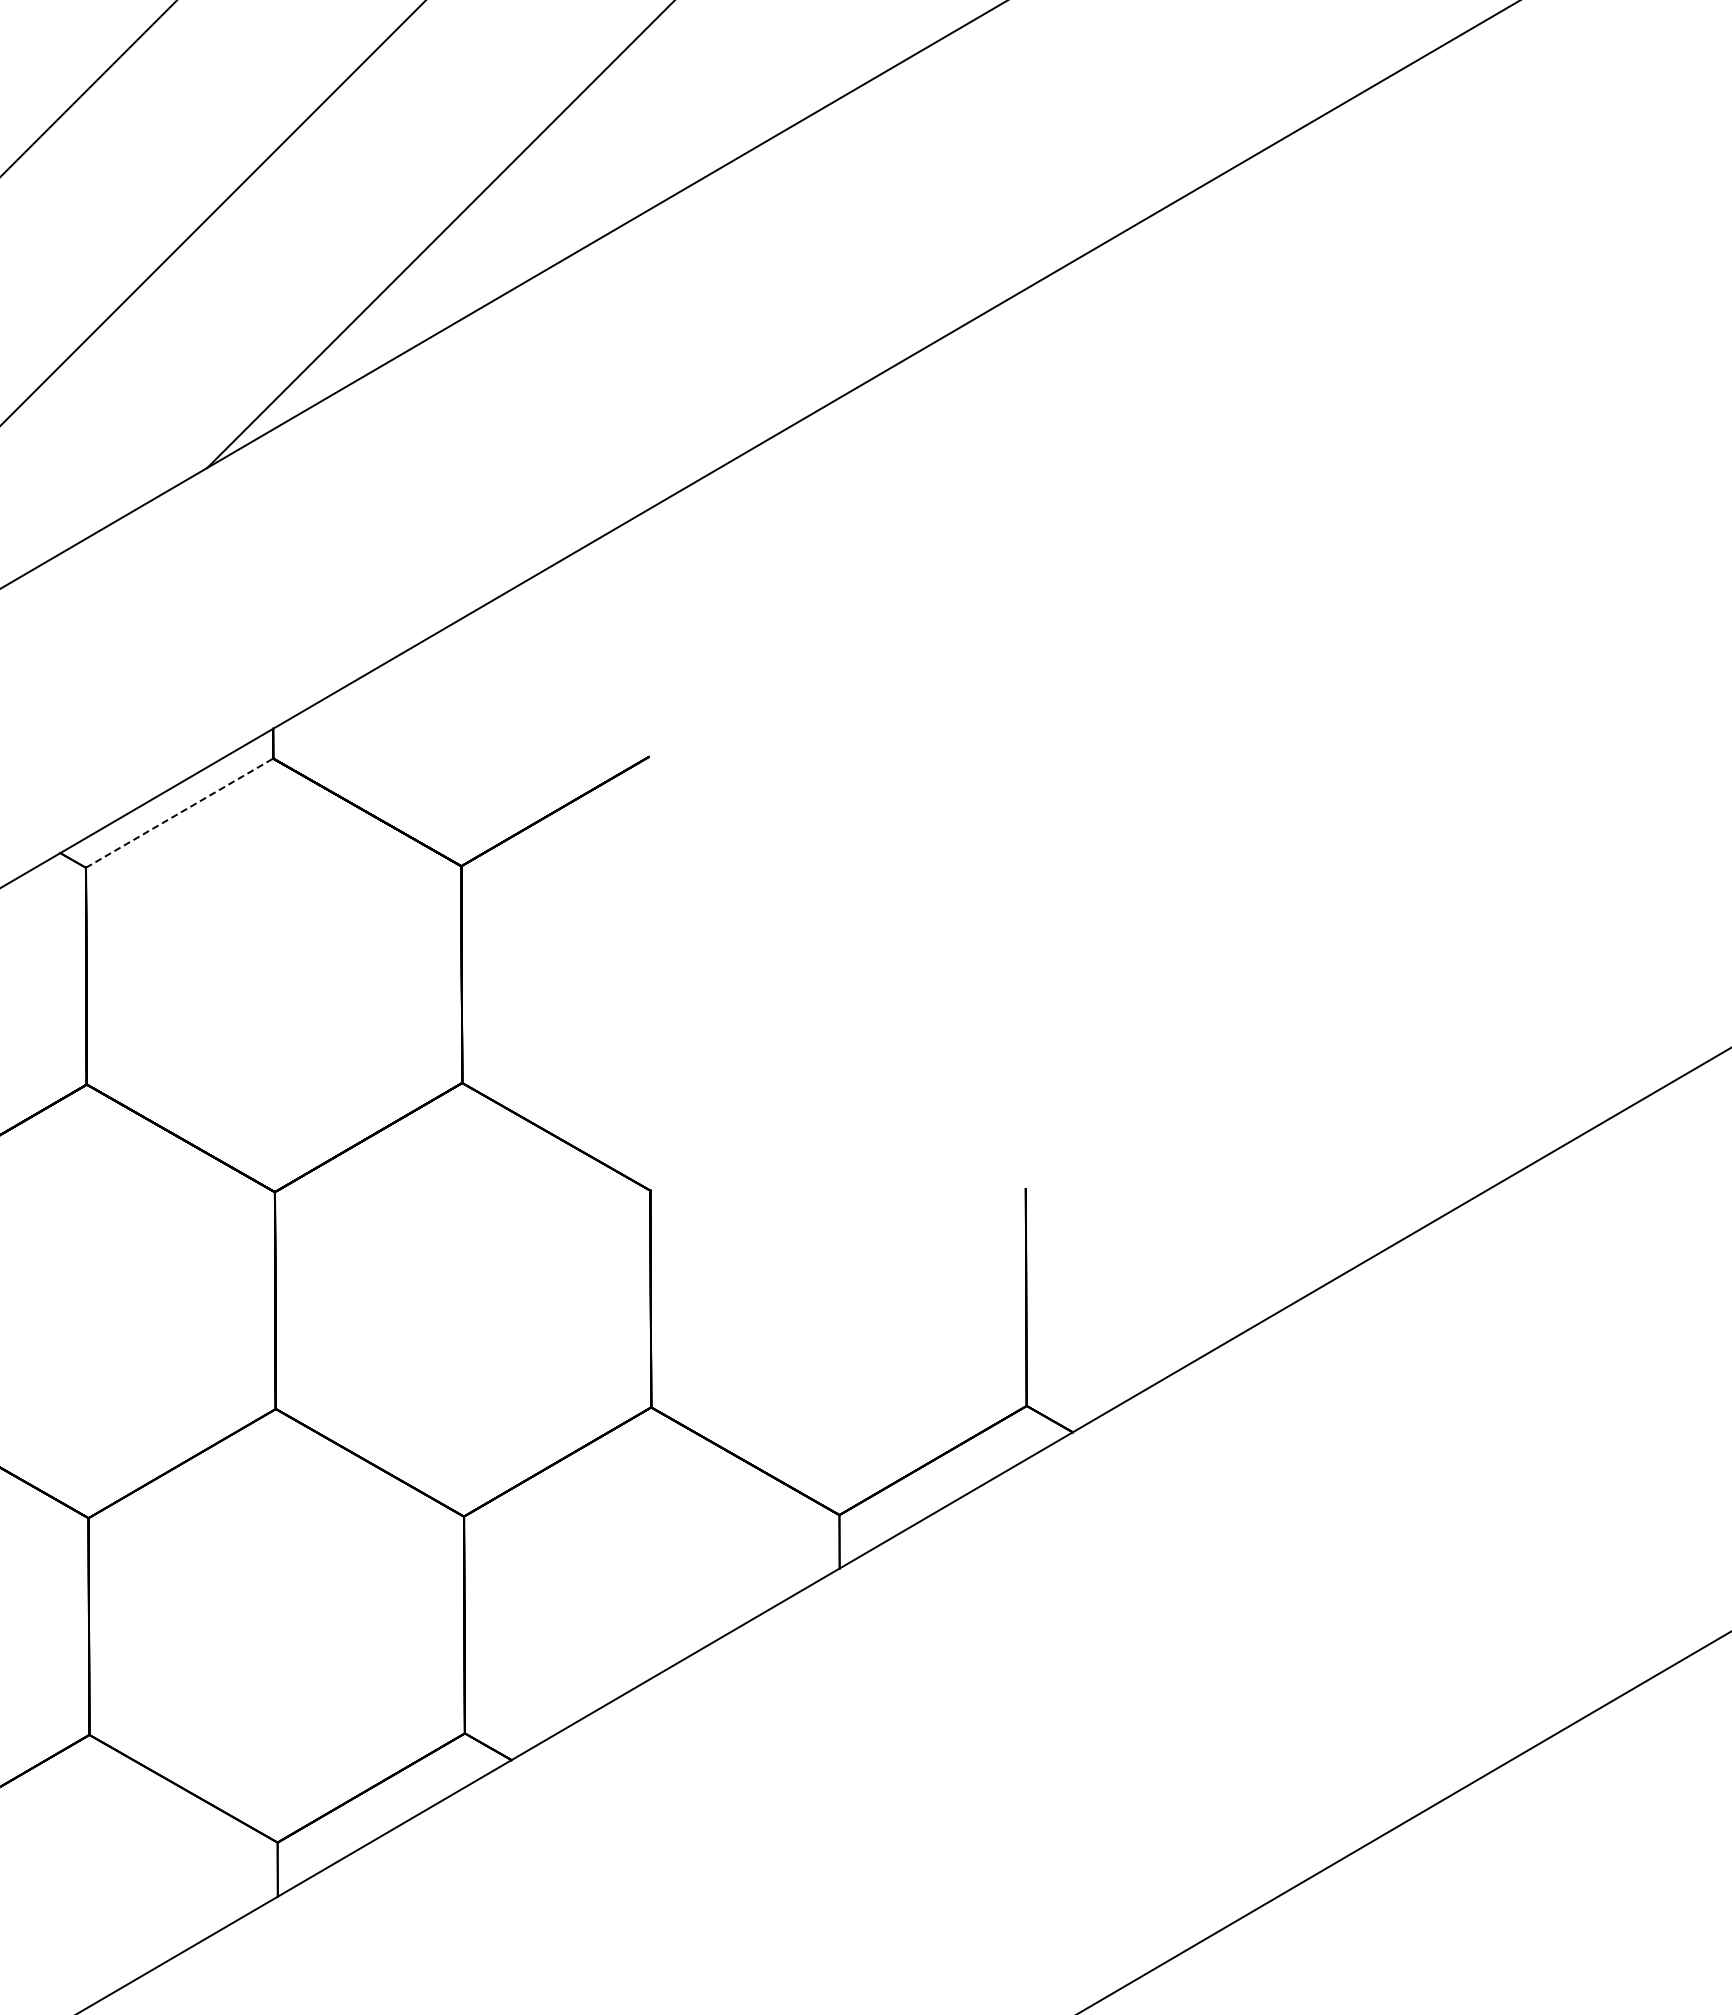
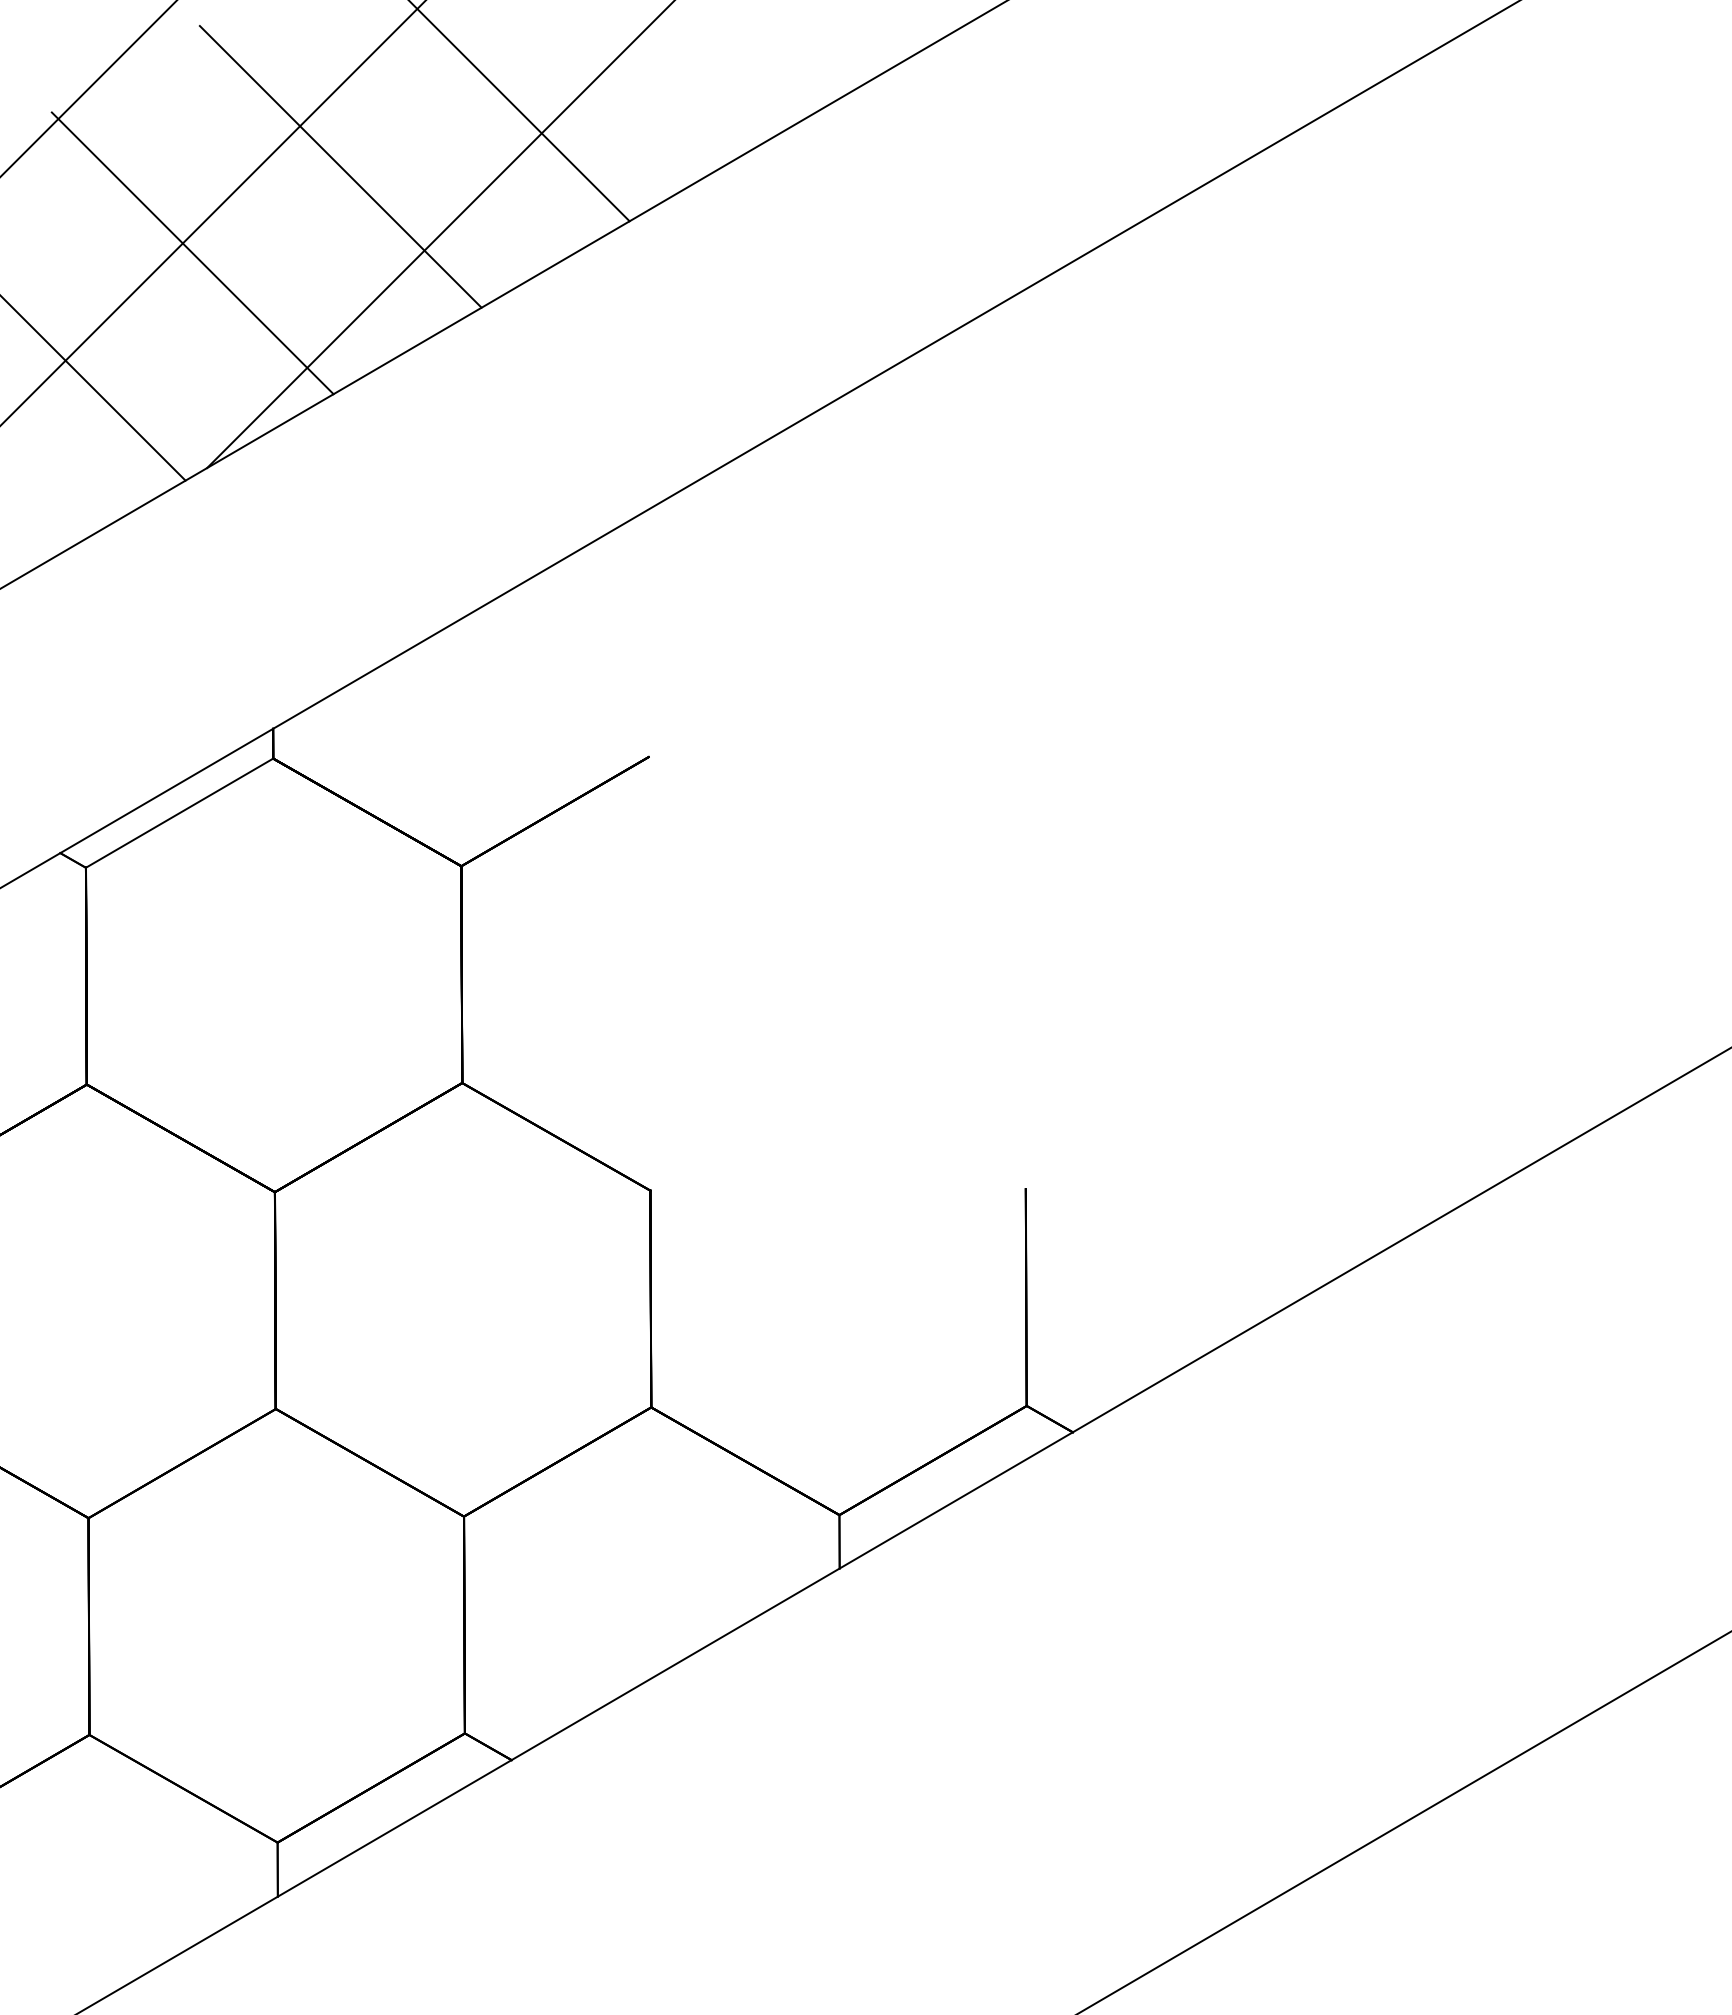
line: none -> present (519, 111)
line: none -> present (340, 166)
line: none -> present (192, 253)
line: none -> present (93, 388)
line: dashed -> solid (180, 812)
